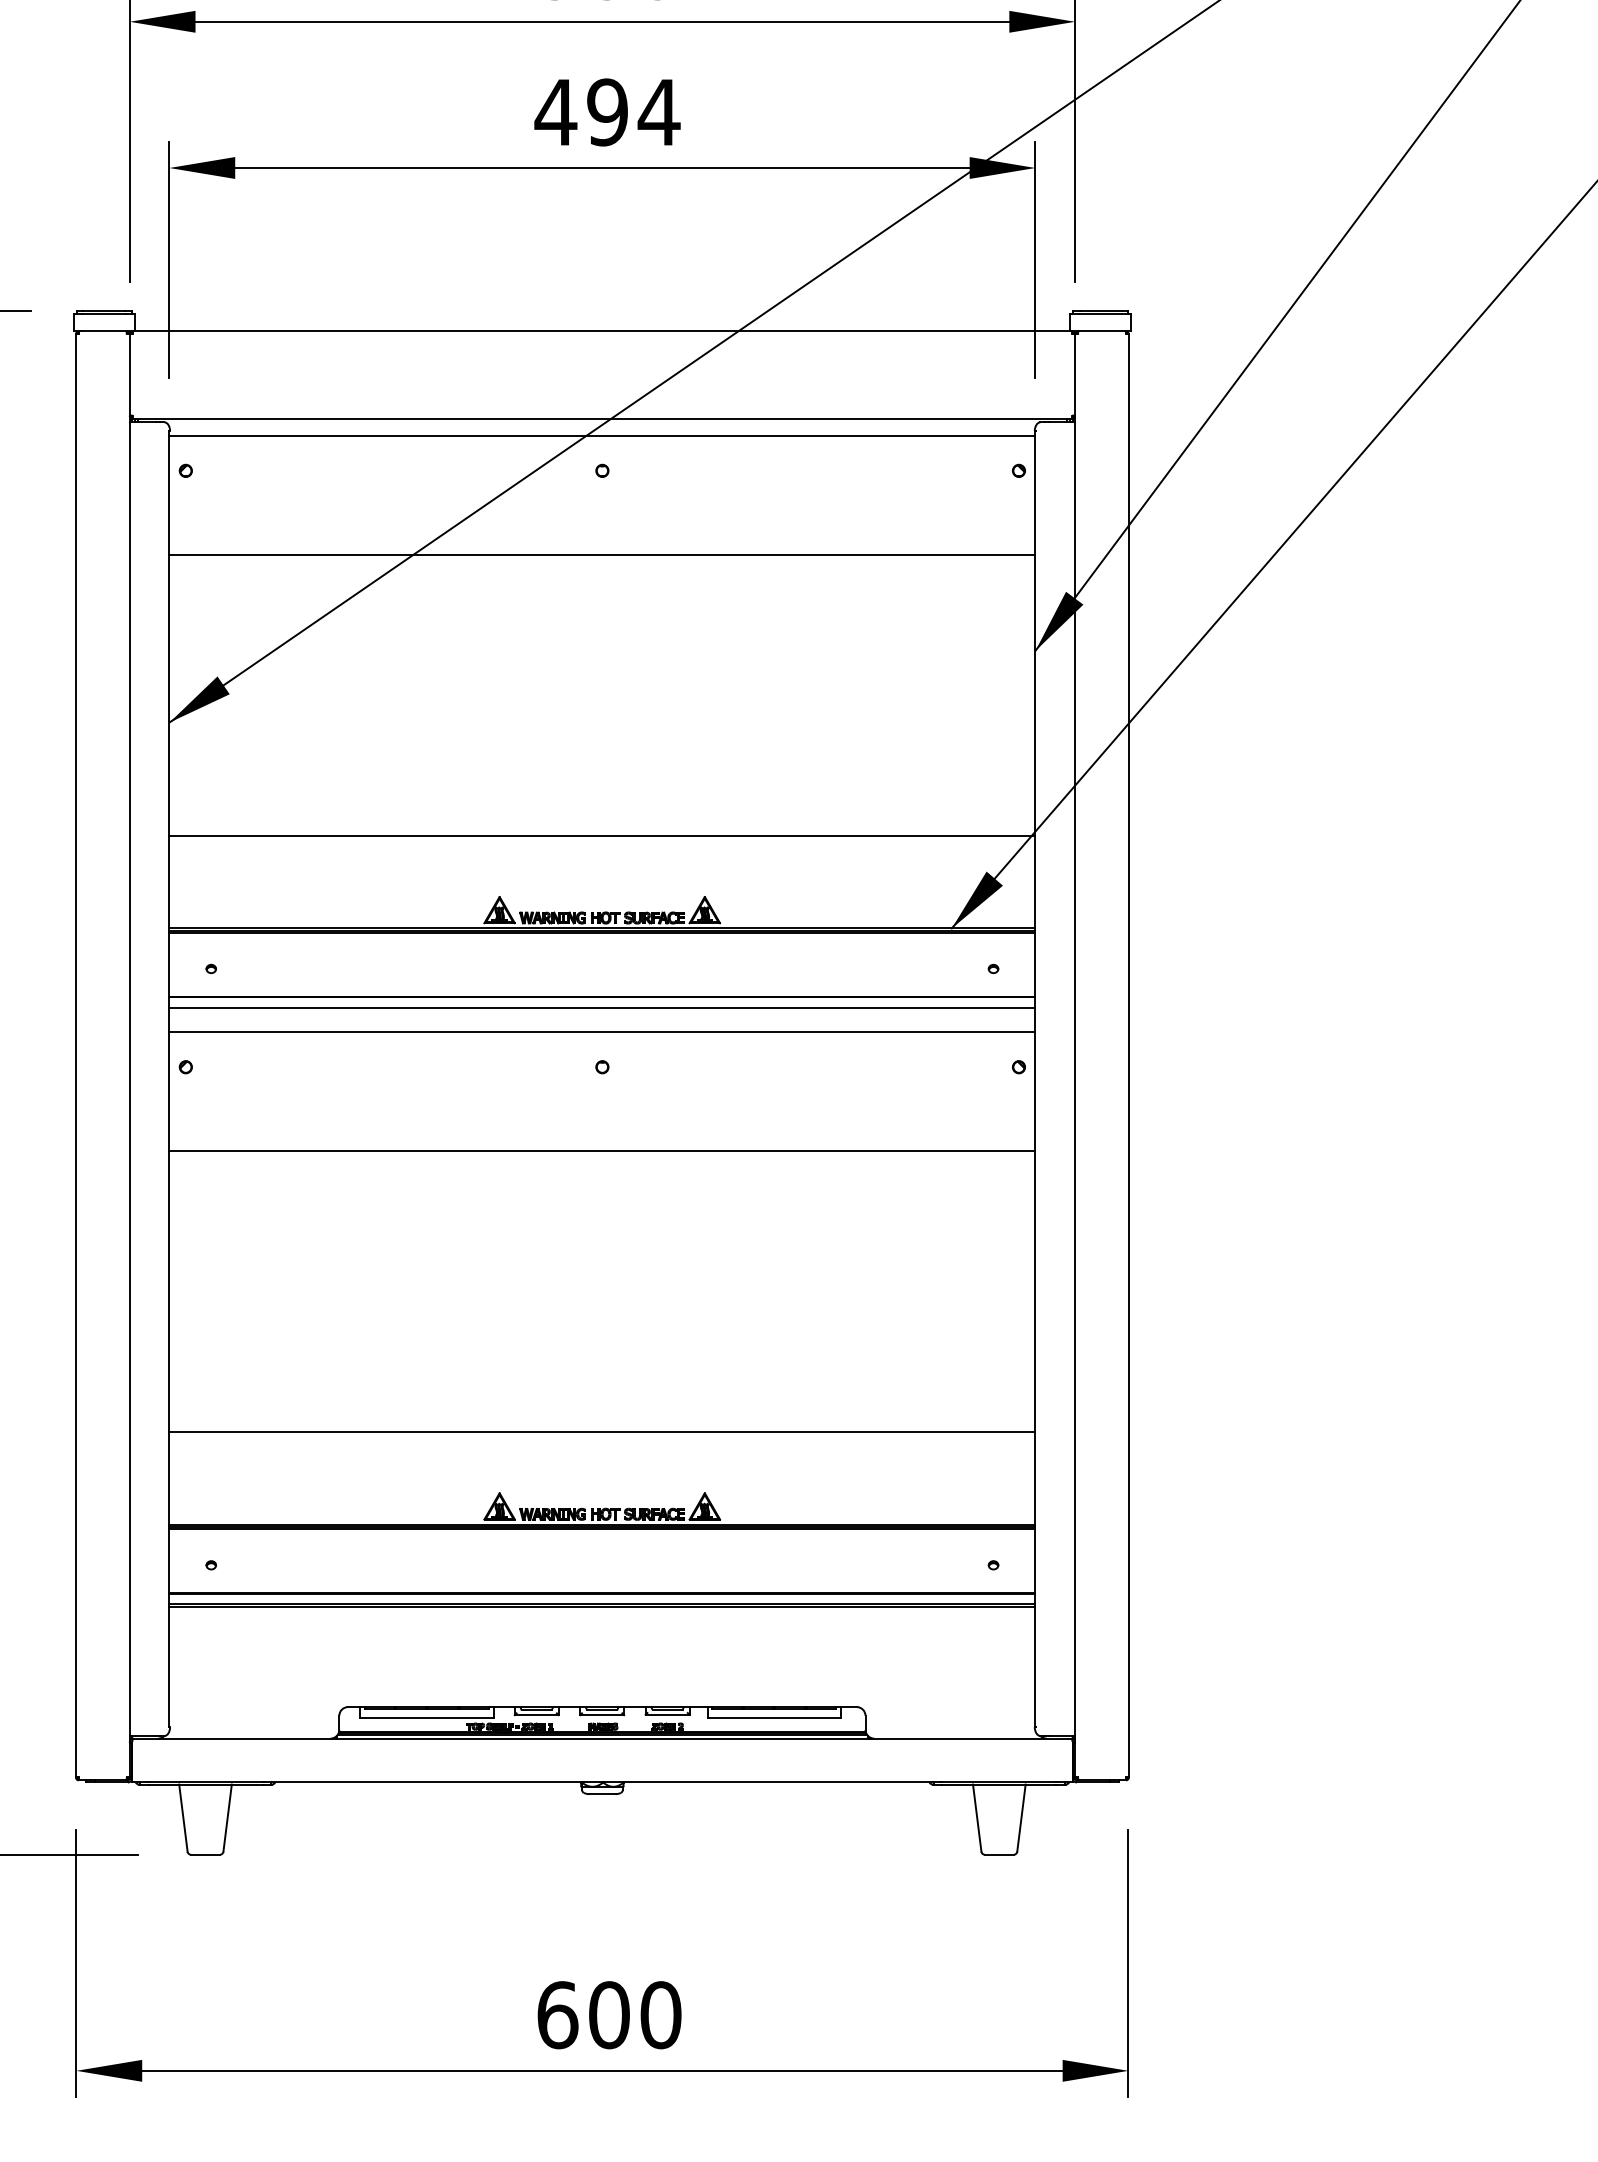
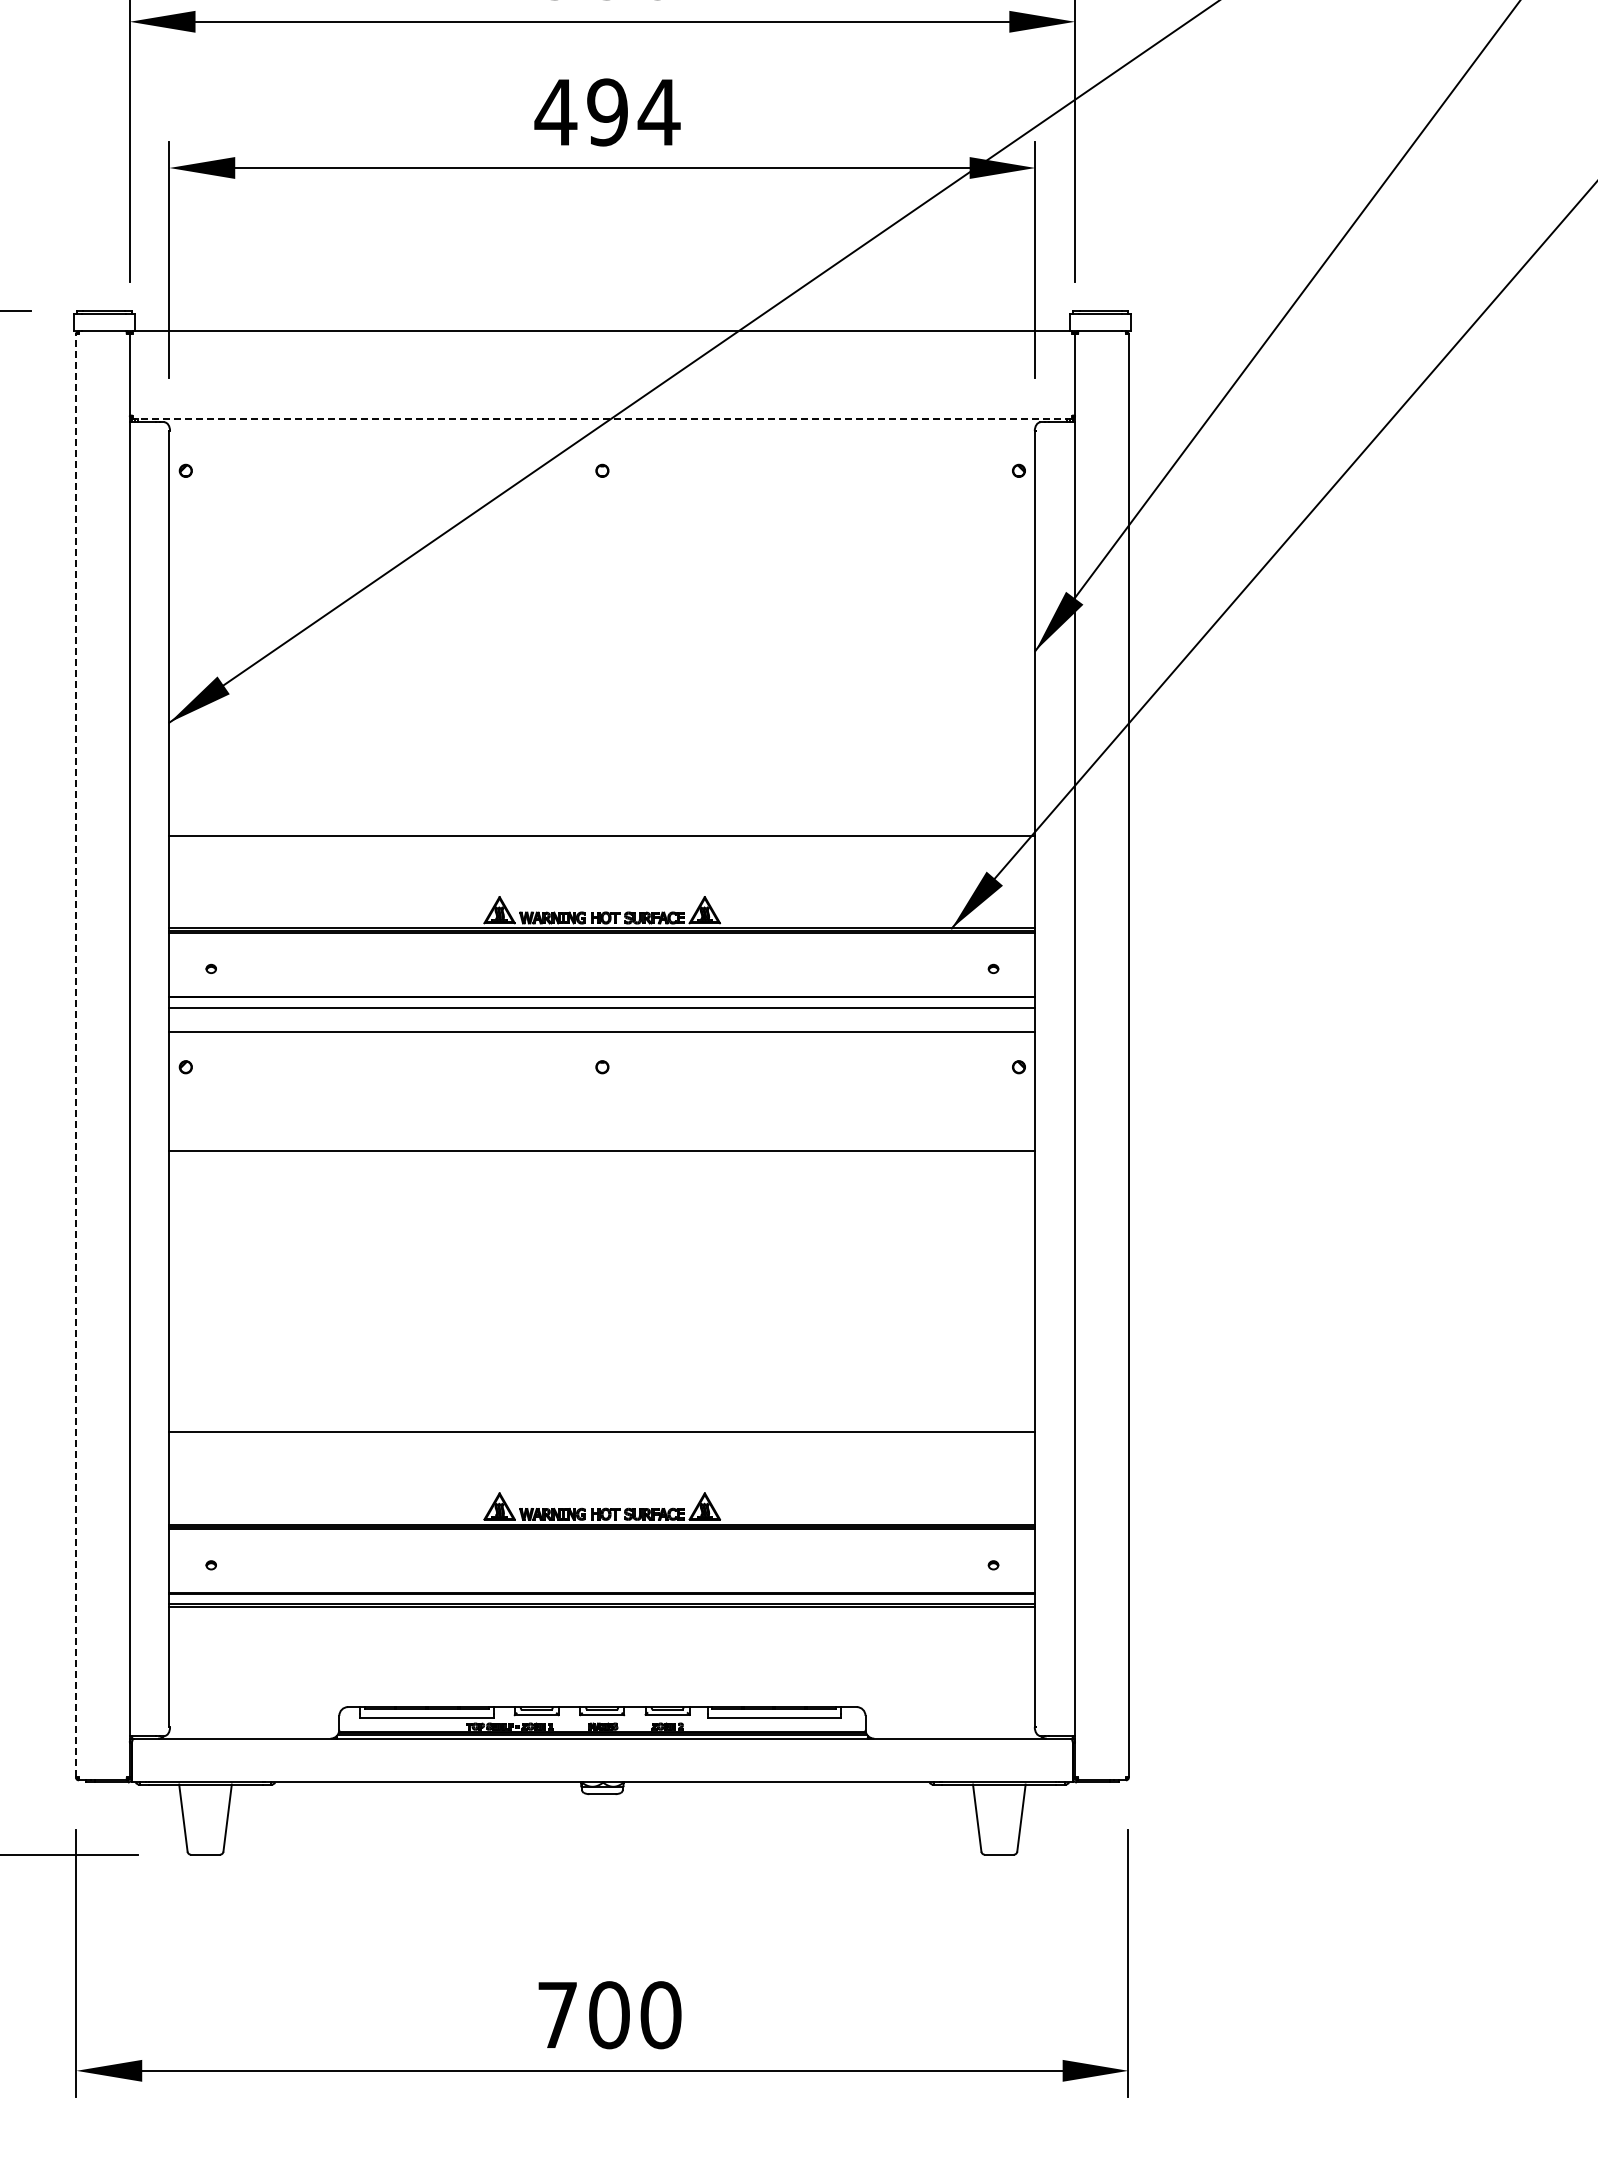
line: solid -> dashed (602, 418)
line: present -> none (602, 435)
line: present -> none (602, 555)
line: solid -> dashed (75, 1055)
text: 600 -> 700 (557, 2015)
